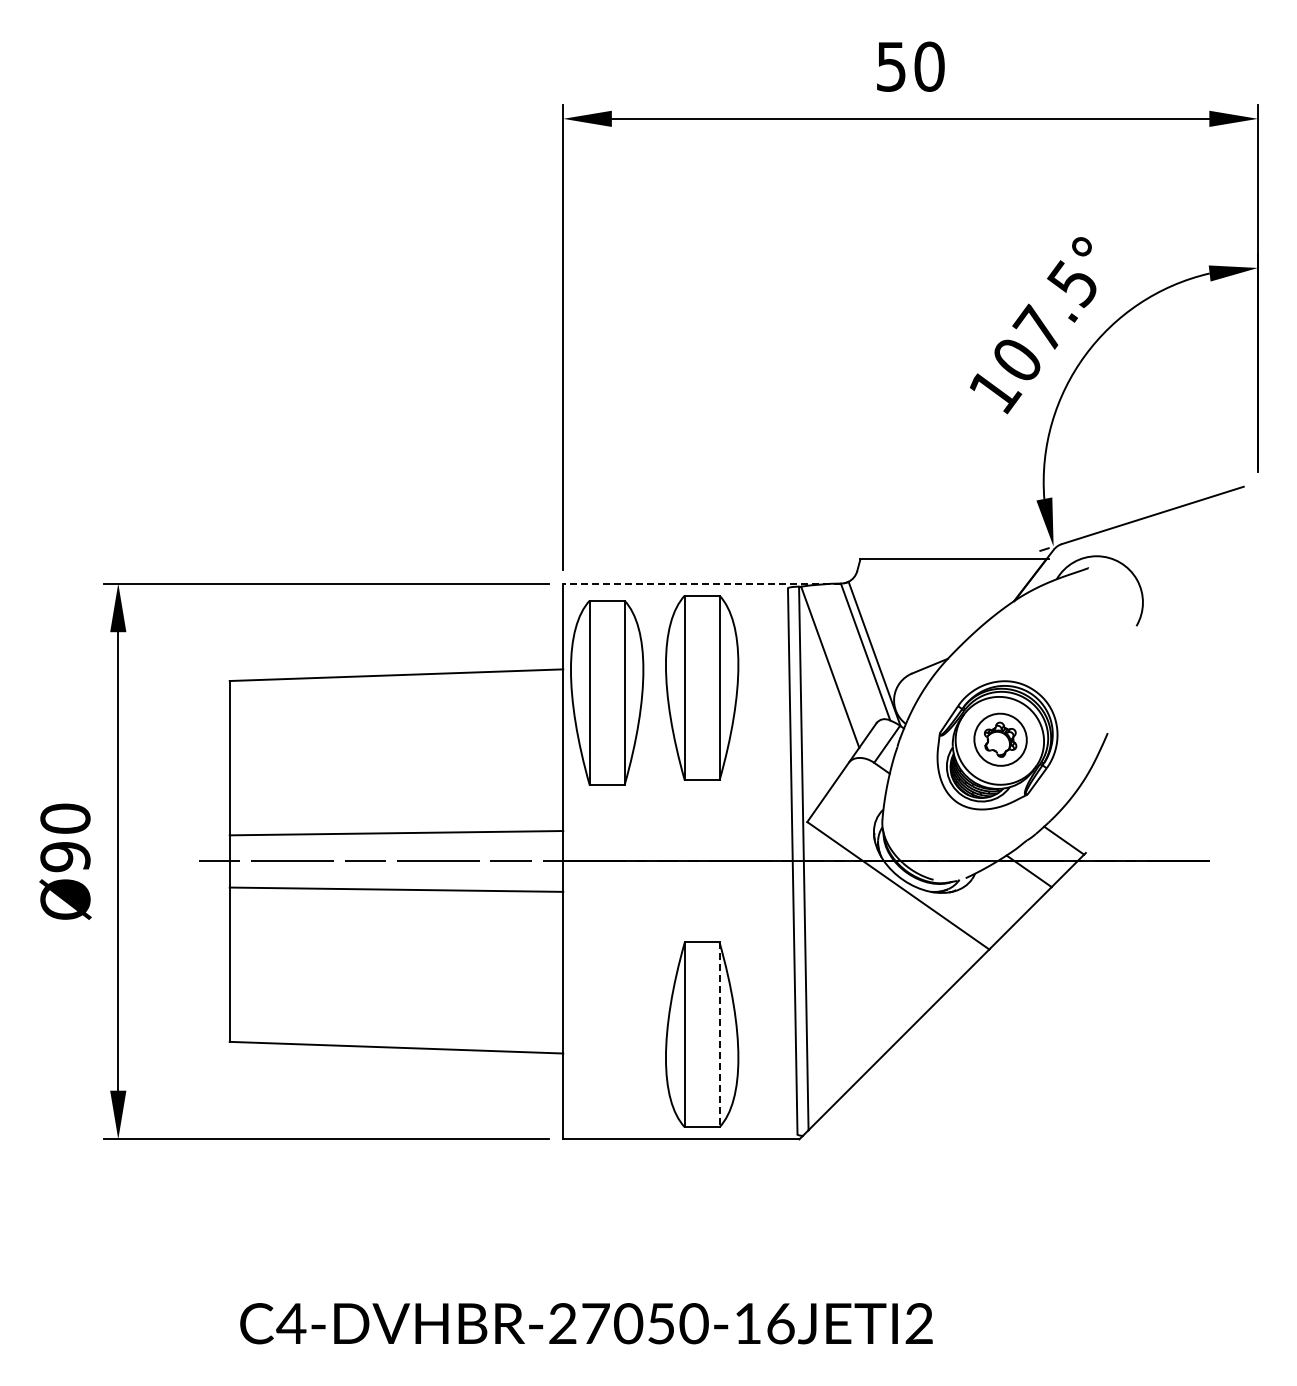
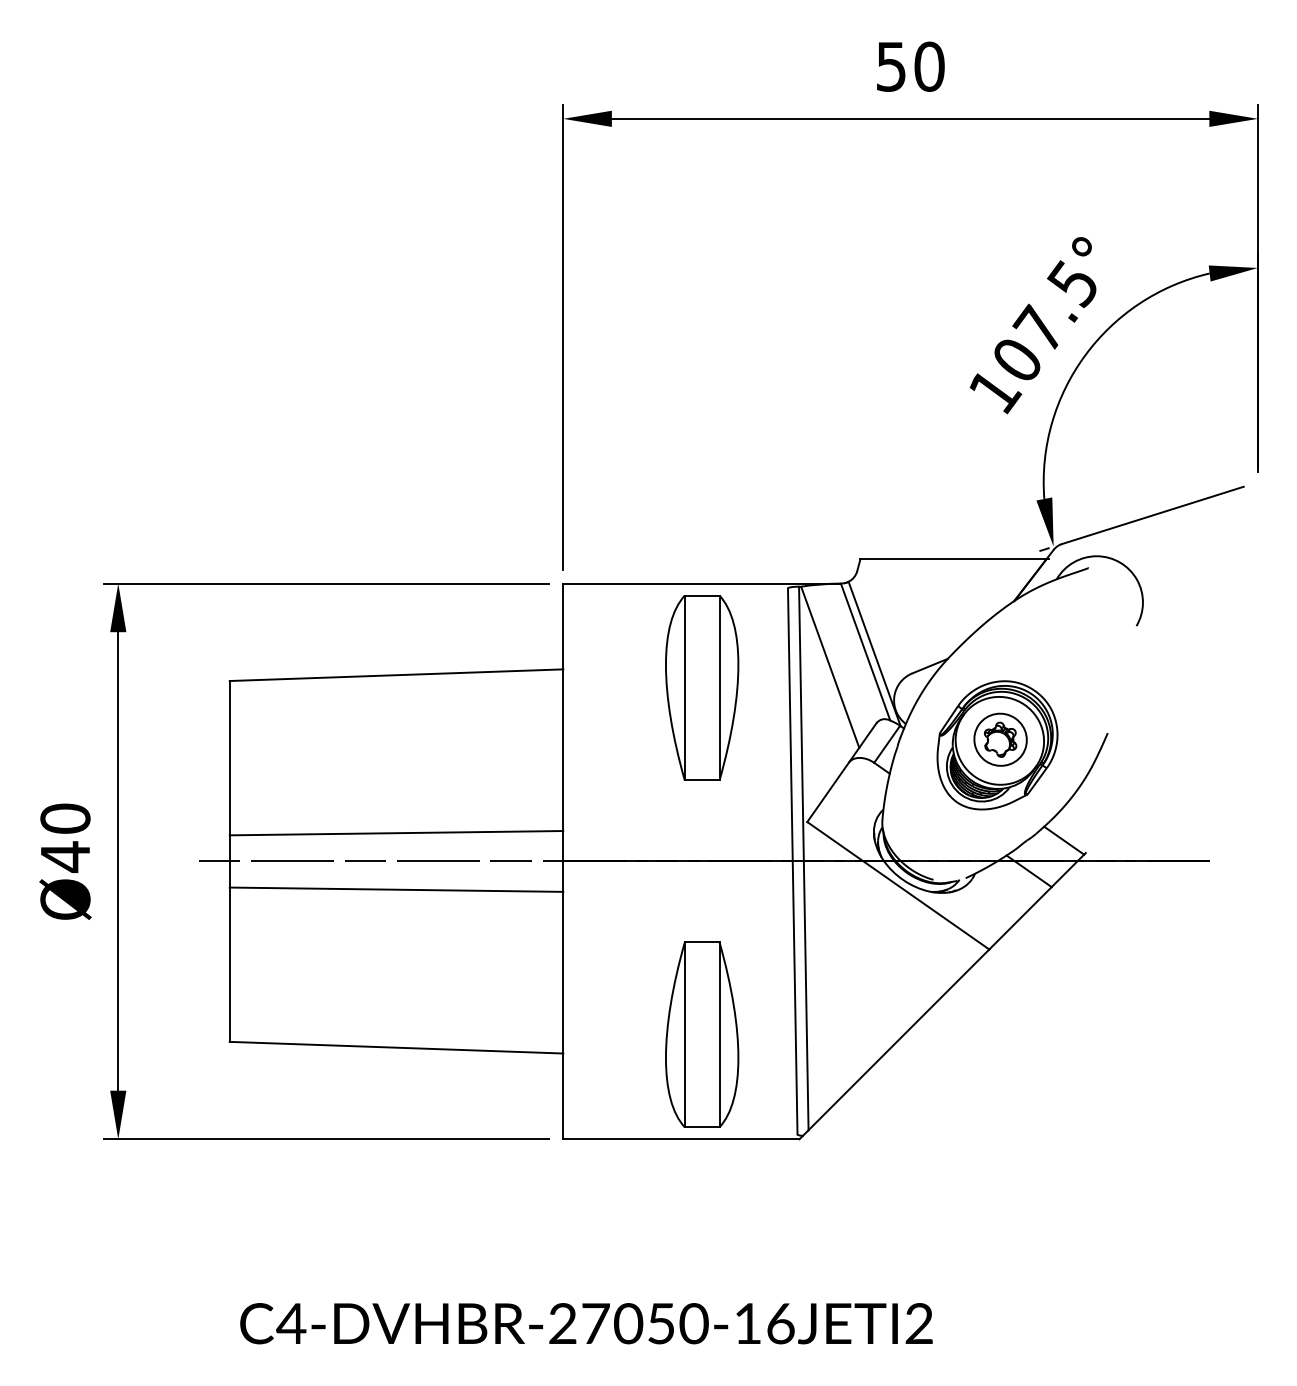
line: dashed -> solid (702, 583)
part: present -> none (607, 692)
text: Ø90 -> Ø40 (65, 856)
line: dashed -> solid (719, 1035)
